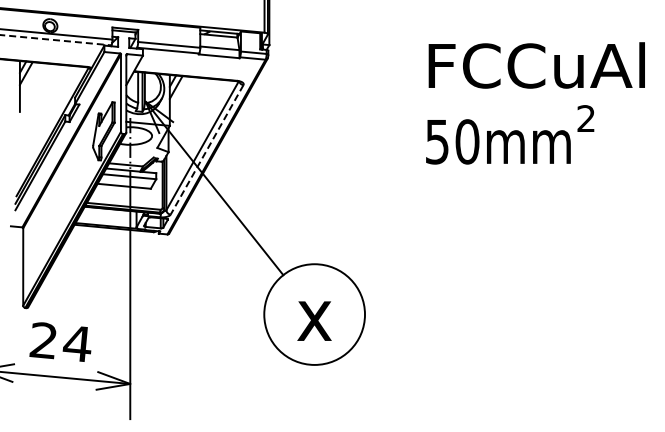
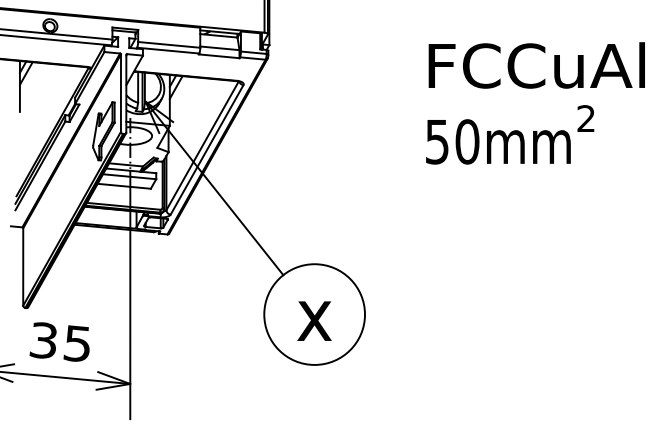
line: dashed -> solid (55, 40)
line: dashed -> solid (206, 150)
text: 24 -> 35 (60, 341)
